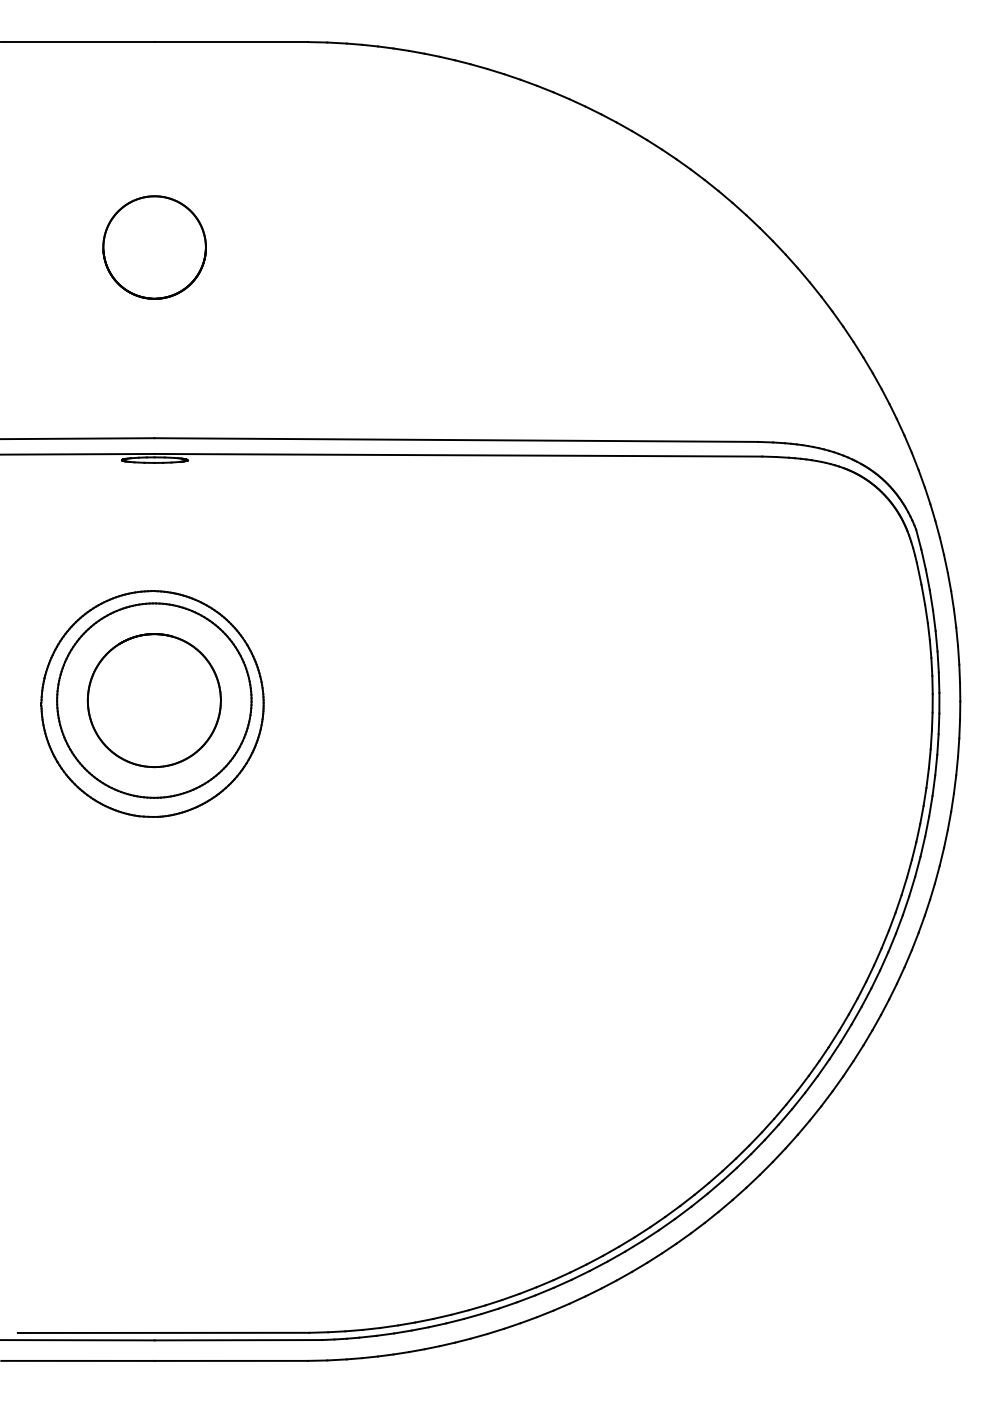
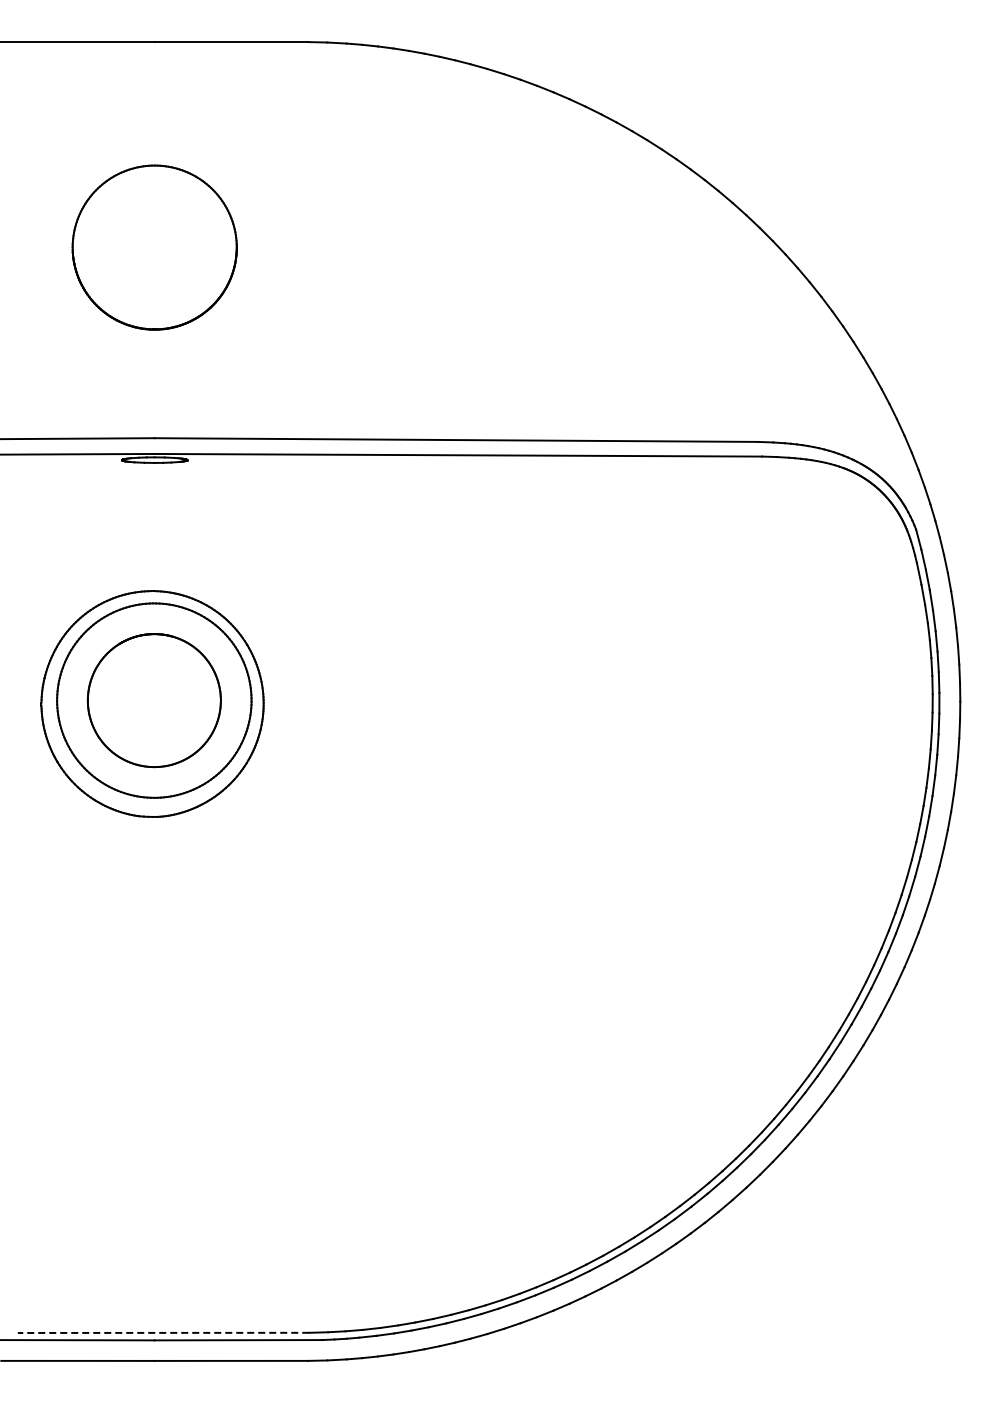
part size: 105x105 px -> 167x167 px (154, 247)
line: solid -> dashed (163, 1332)
